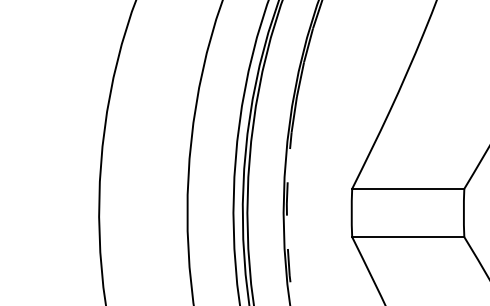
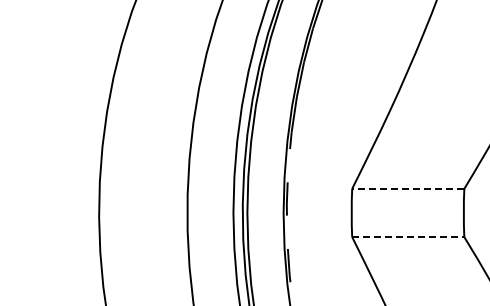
line: solid -> dashed (407, 188)
line: solid -> dashed (408, 237)
